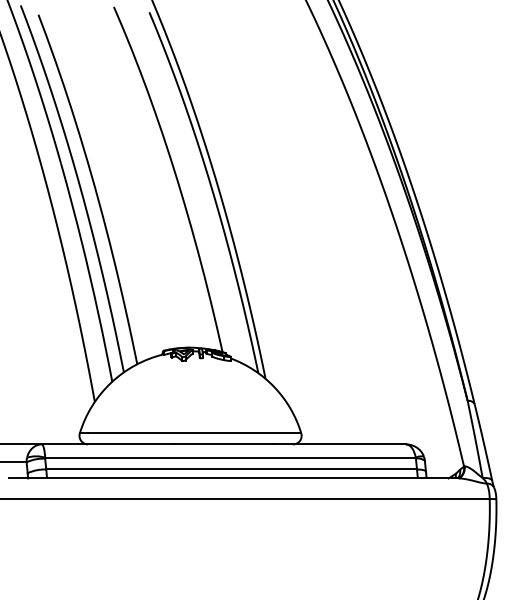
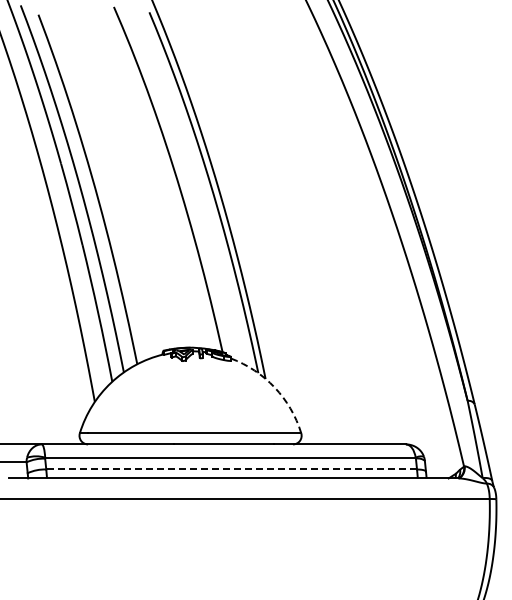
arc: solid -> dashed (274, 387)
line: solid -> dashed (231, 469)
